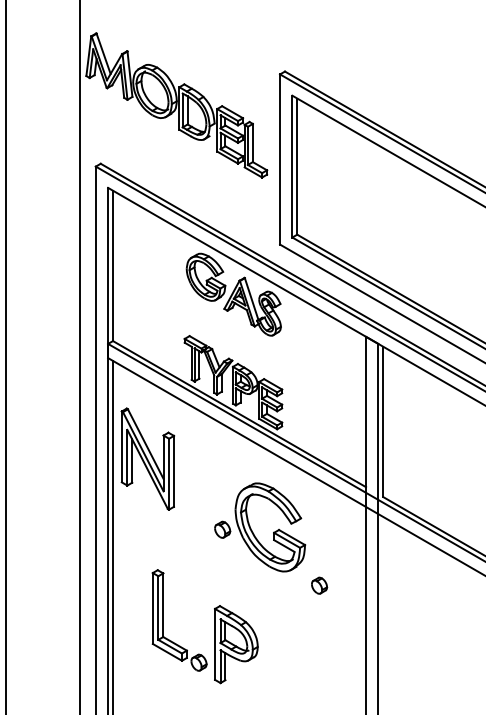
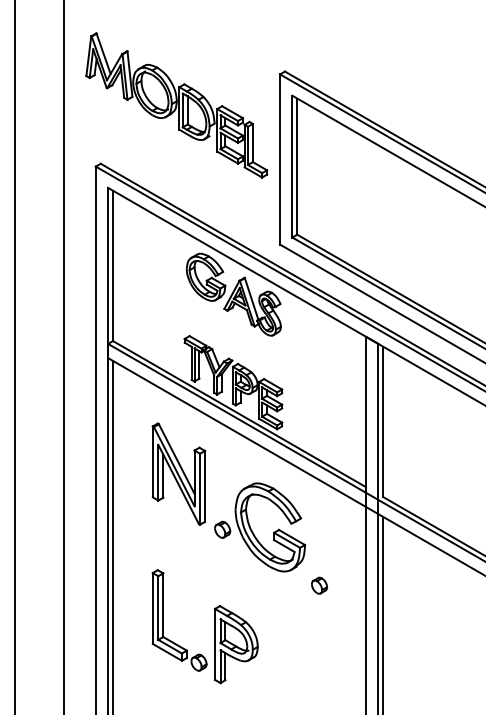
line position: (5, 356) -> (14, 356) (14, 356)
line position: (79, 356) -> (63, 356) (63, 356)
part position: (147, 458) -> (178, 473) (178, 473)
line: none -> present (383, 613)
